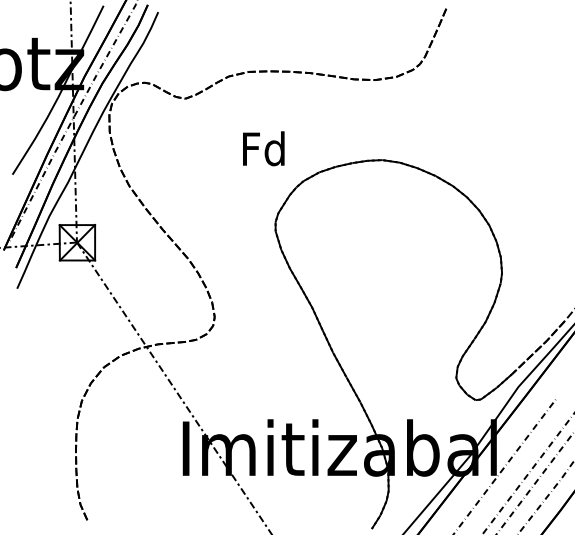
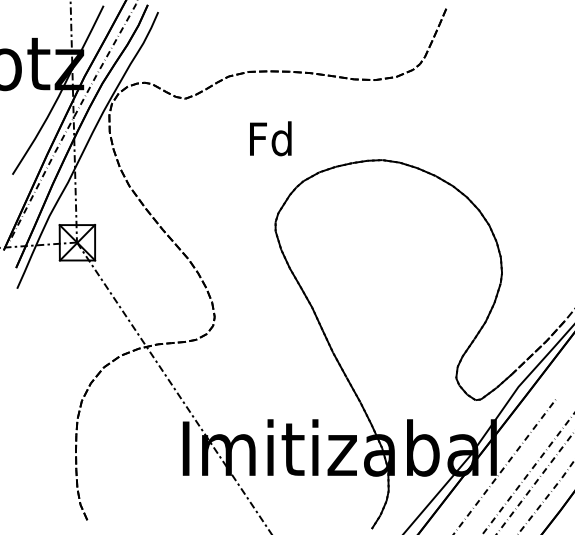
text position: (263, 148) -> (270, 138) (270, 138)
